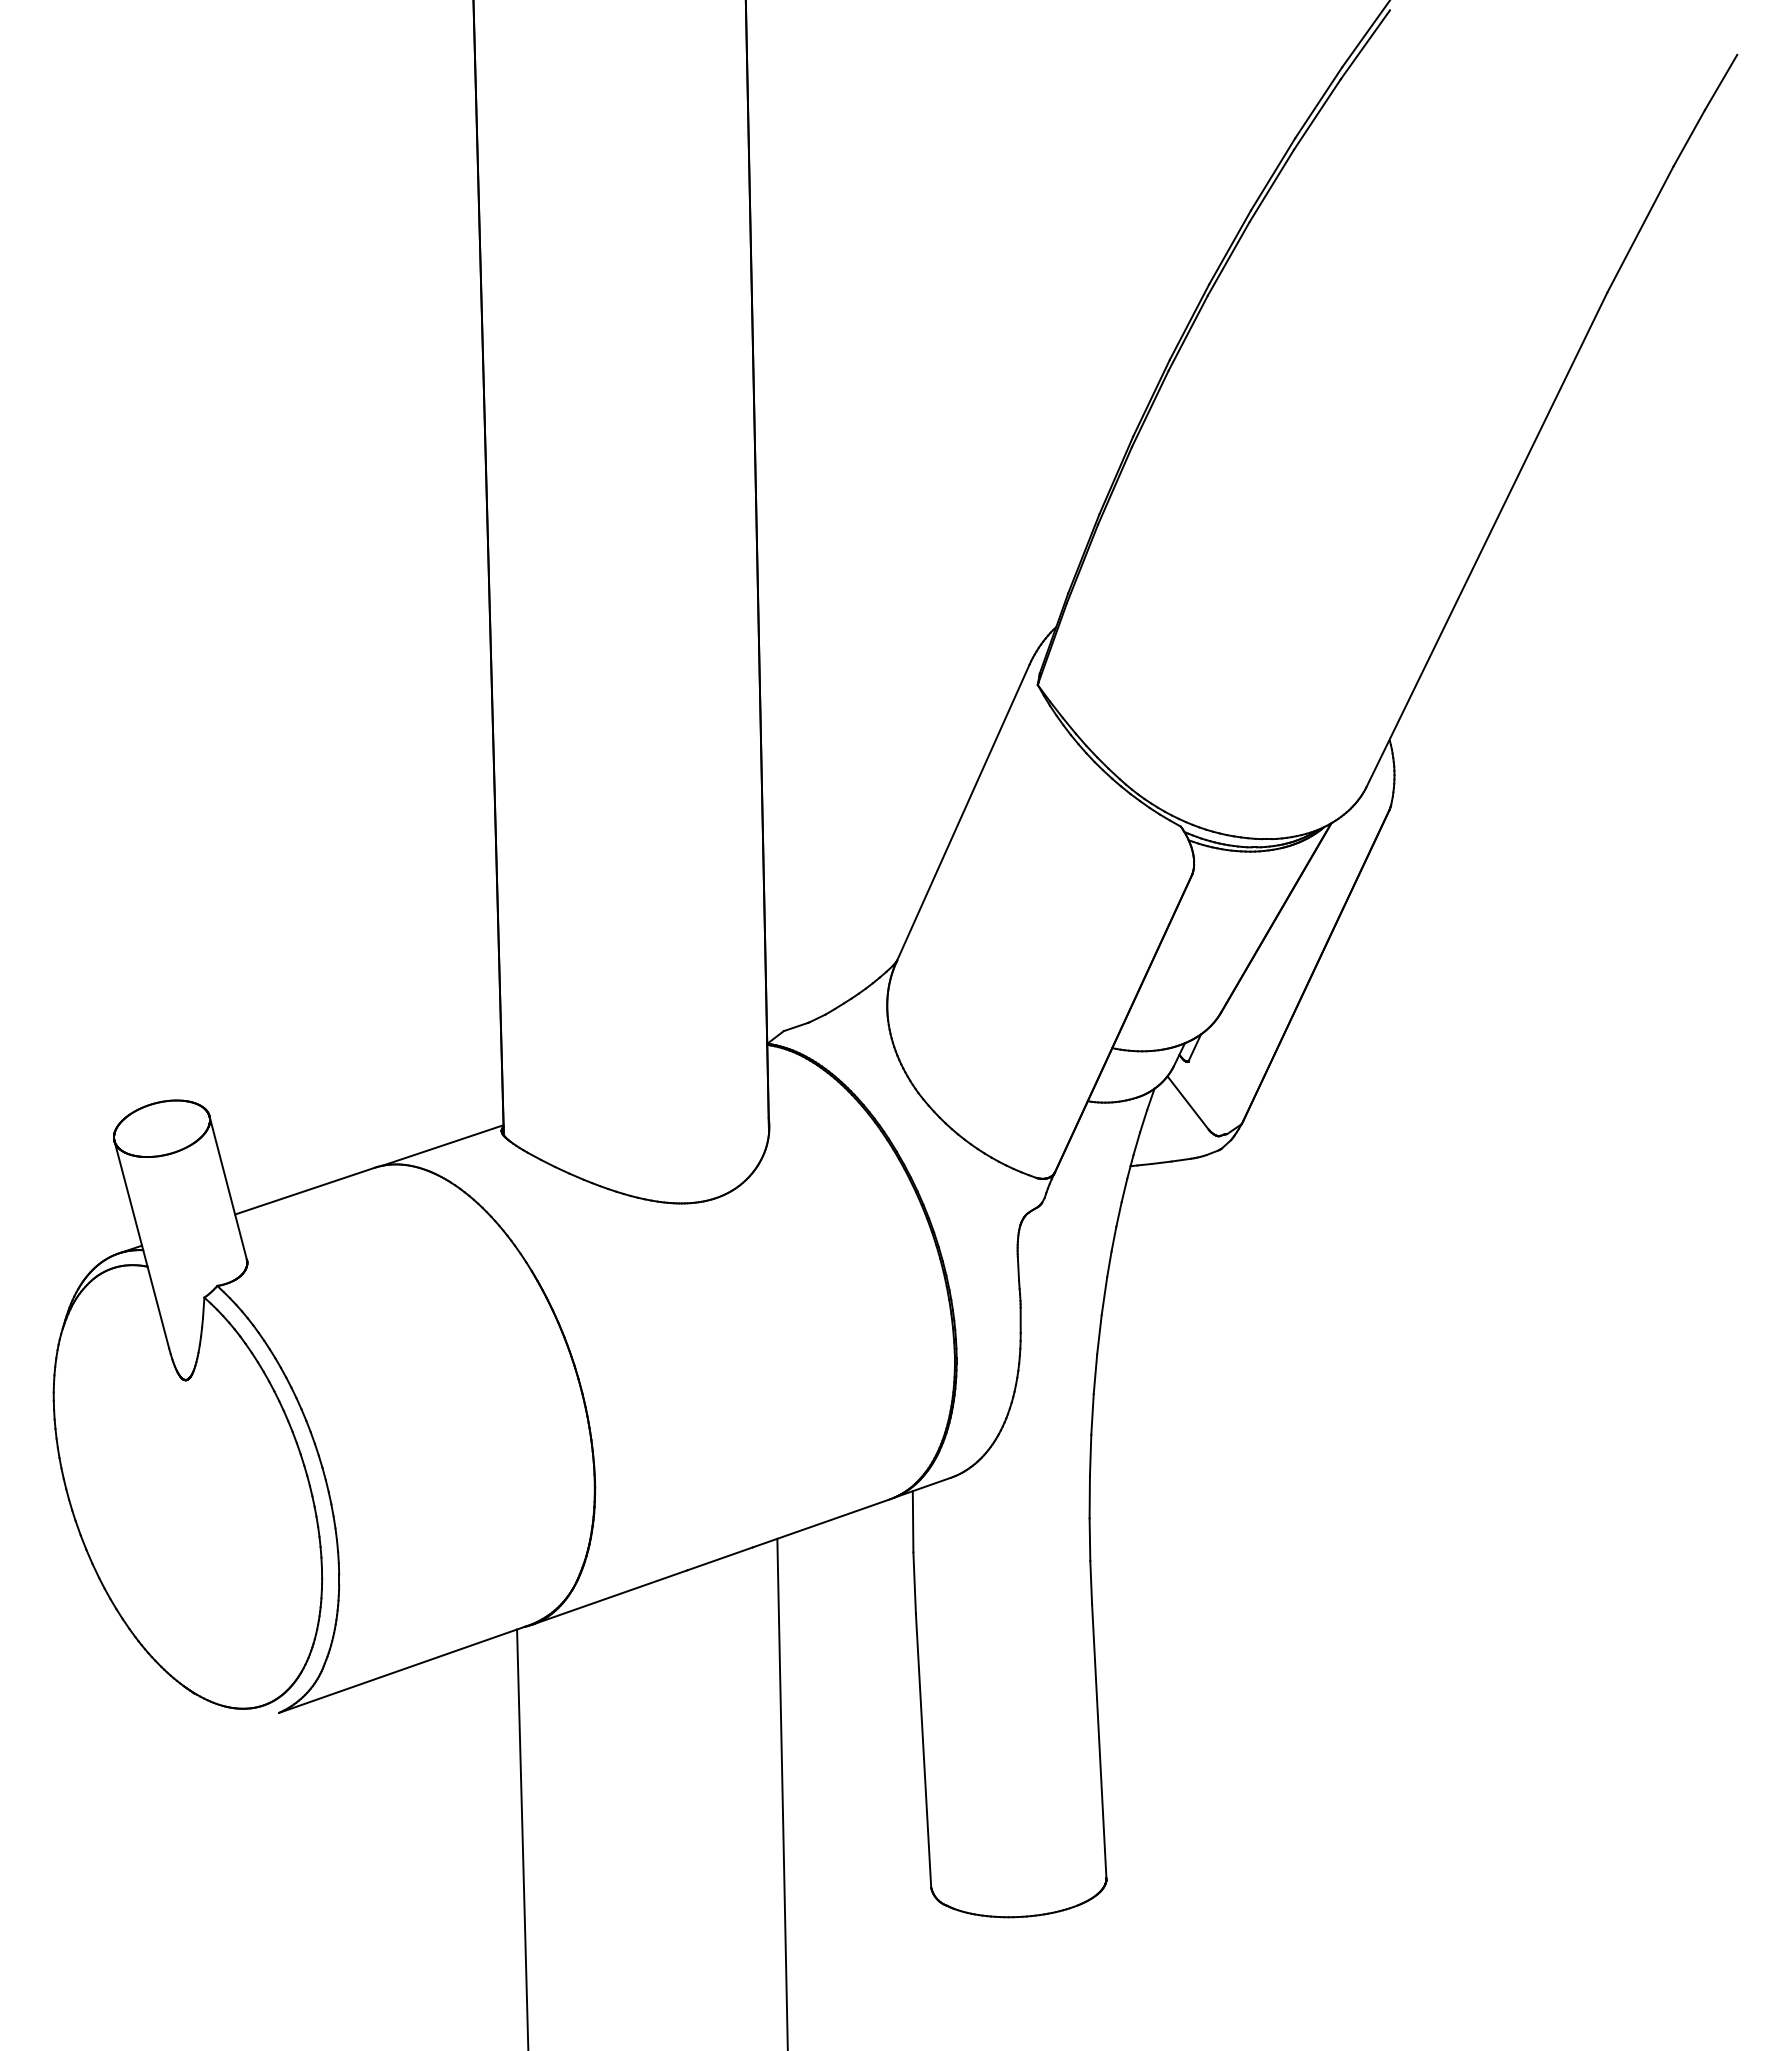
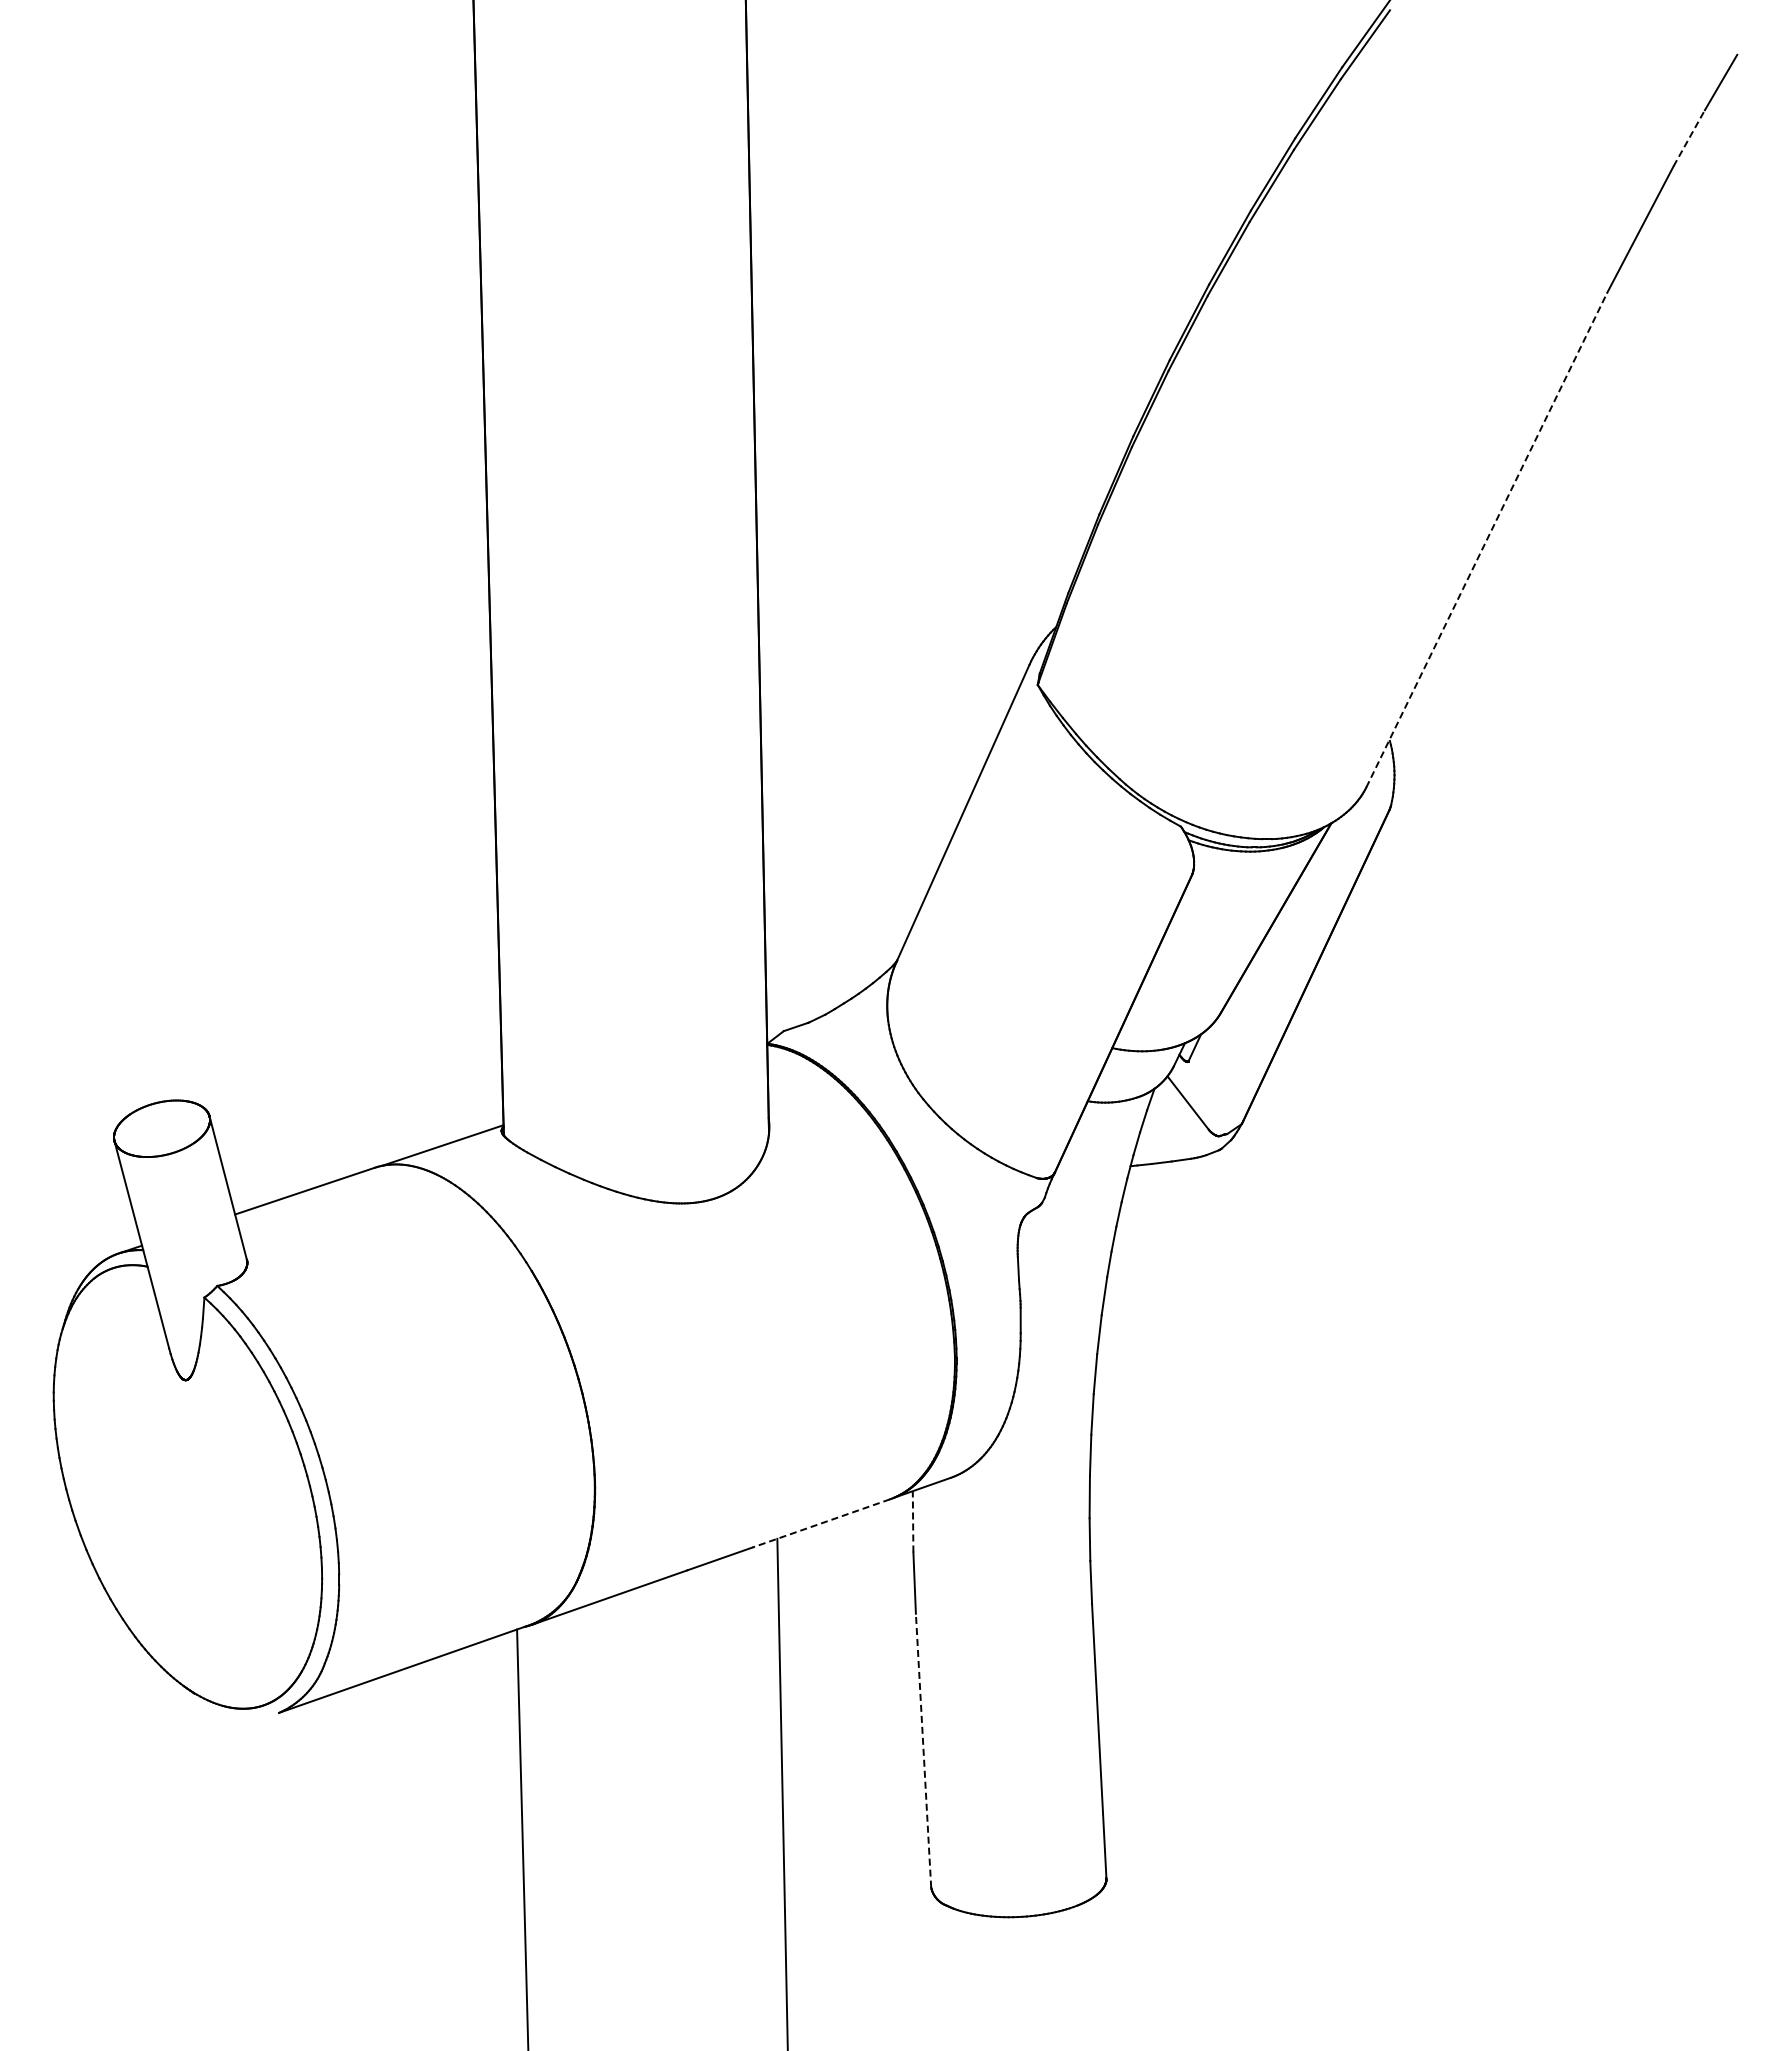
line: solid -> dashed (1689, 137)
line: solid -> dashed (1486, 539)
line: solid -> dashed (913, 1521)
line: solid -> dashed (821, 1523)
line: solid -> dashed (923, 1750)
